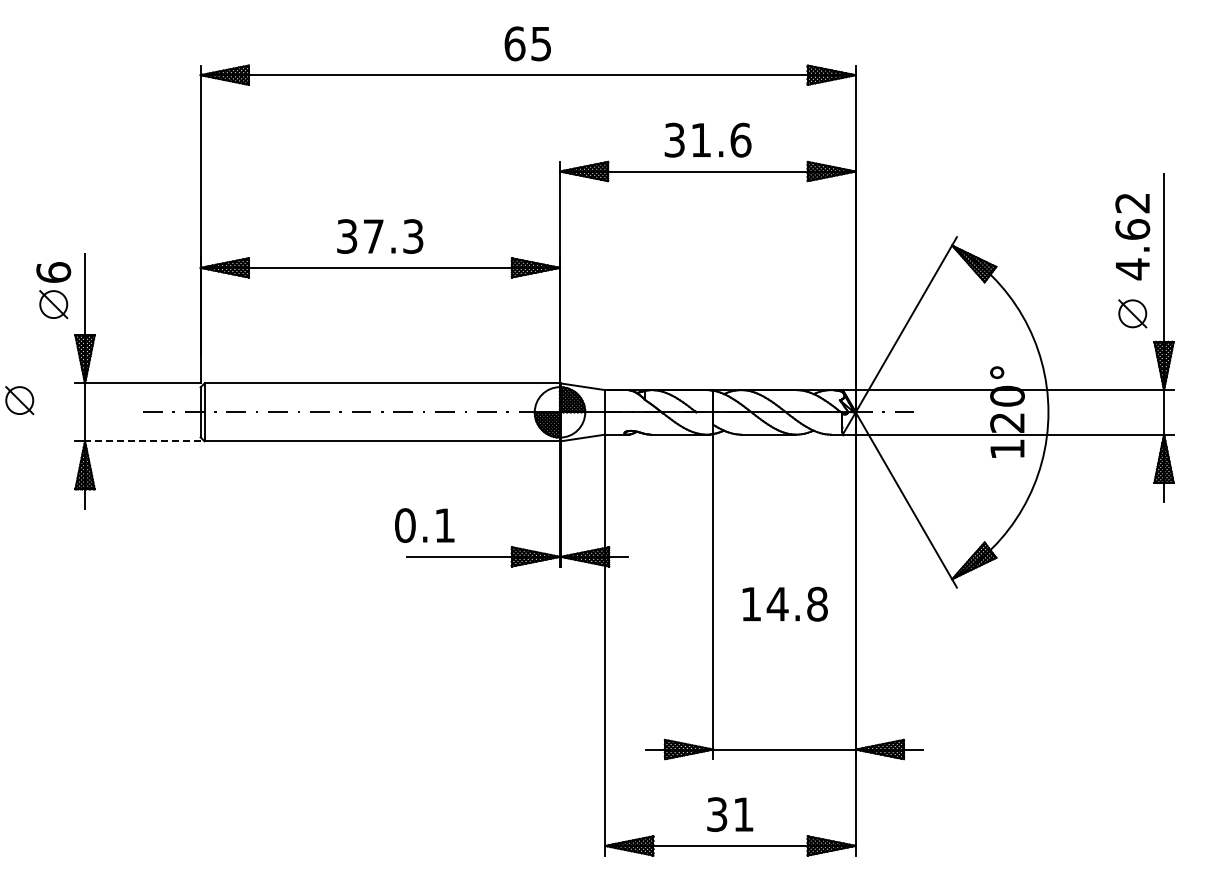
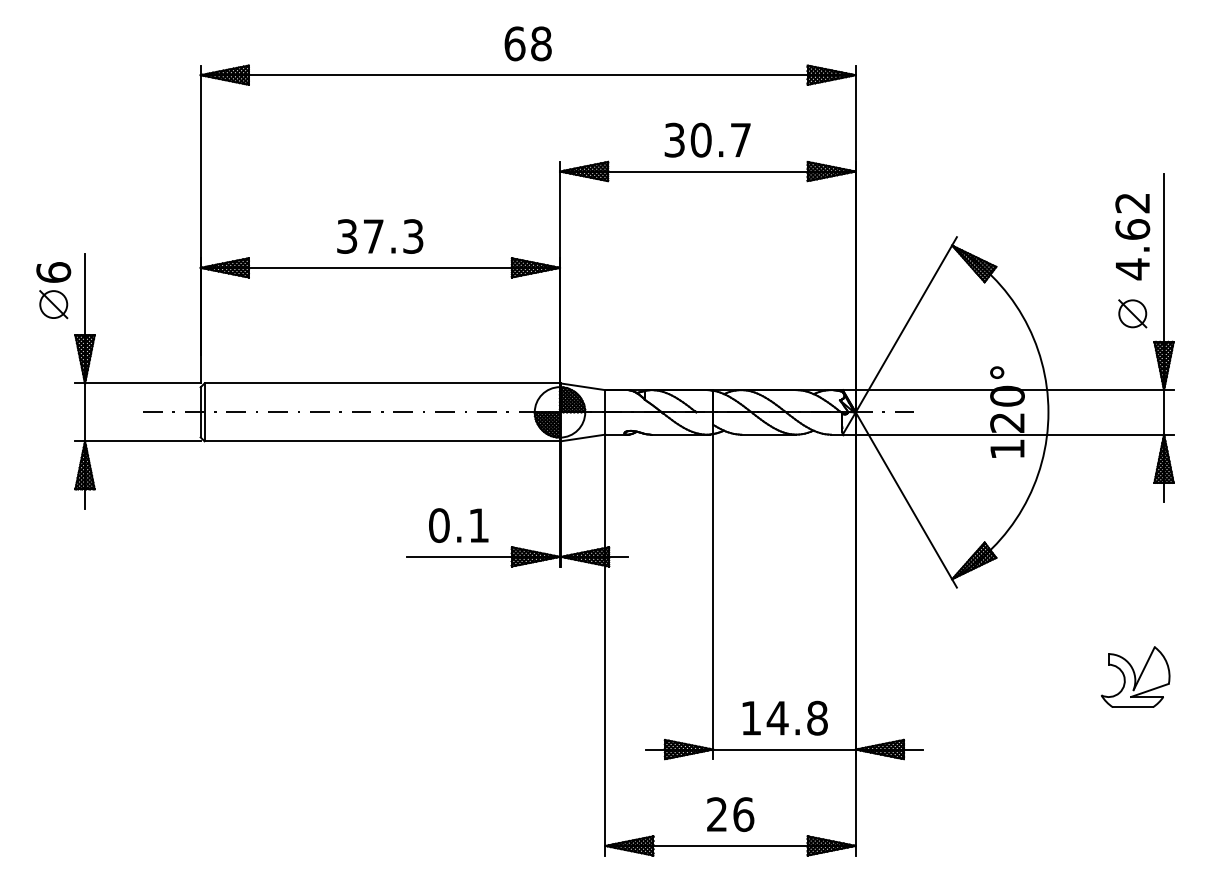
text: 65 -> 68 (541, 43)
text: 31.6 -> 30.7 (720, 139)
part: present -> none (19, 400)
line: dashed -> solid (142, 441)
text position: (424, 525) -> (458, 525) (458, 525)
text position: (784, 603) -> (784, 717) (784, 717)
part: none -> present (1135, 676)
text: 31 -> 26 (730, 814)
